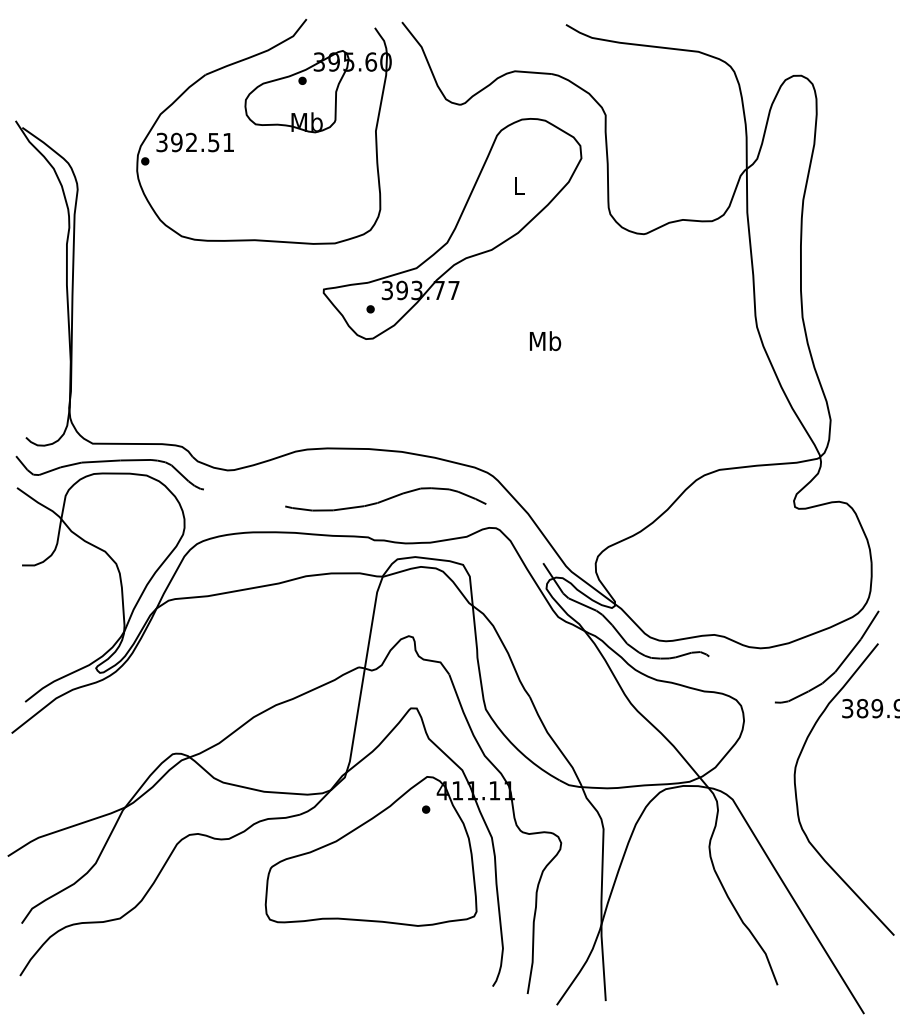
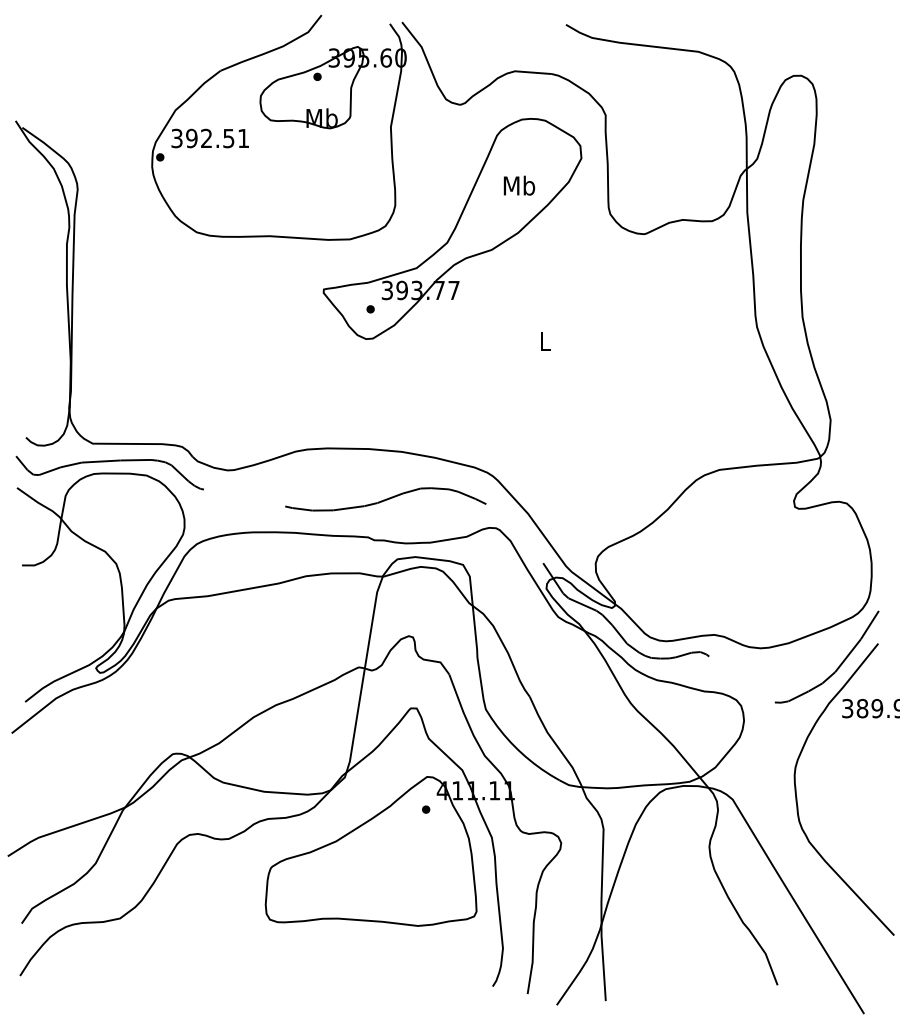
part position: (263, 131) -> (278, 127) (278, 127)
text: L -> Mb (519, 185)
text: Mb -> L (545, 341)
